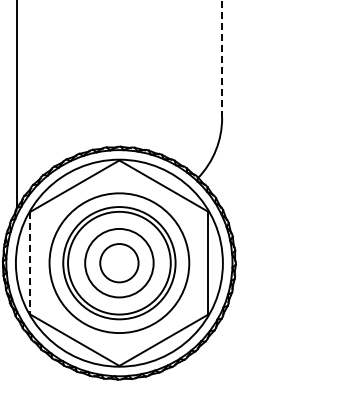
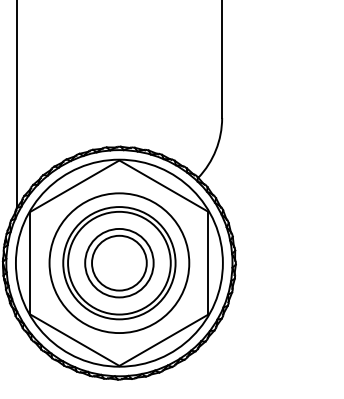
line: dashed -> solid (222, 59)
line: dashed -> solid (30, 263)
circle diameter: 38 px -> 55 px (119, 262)
